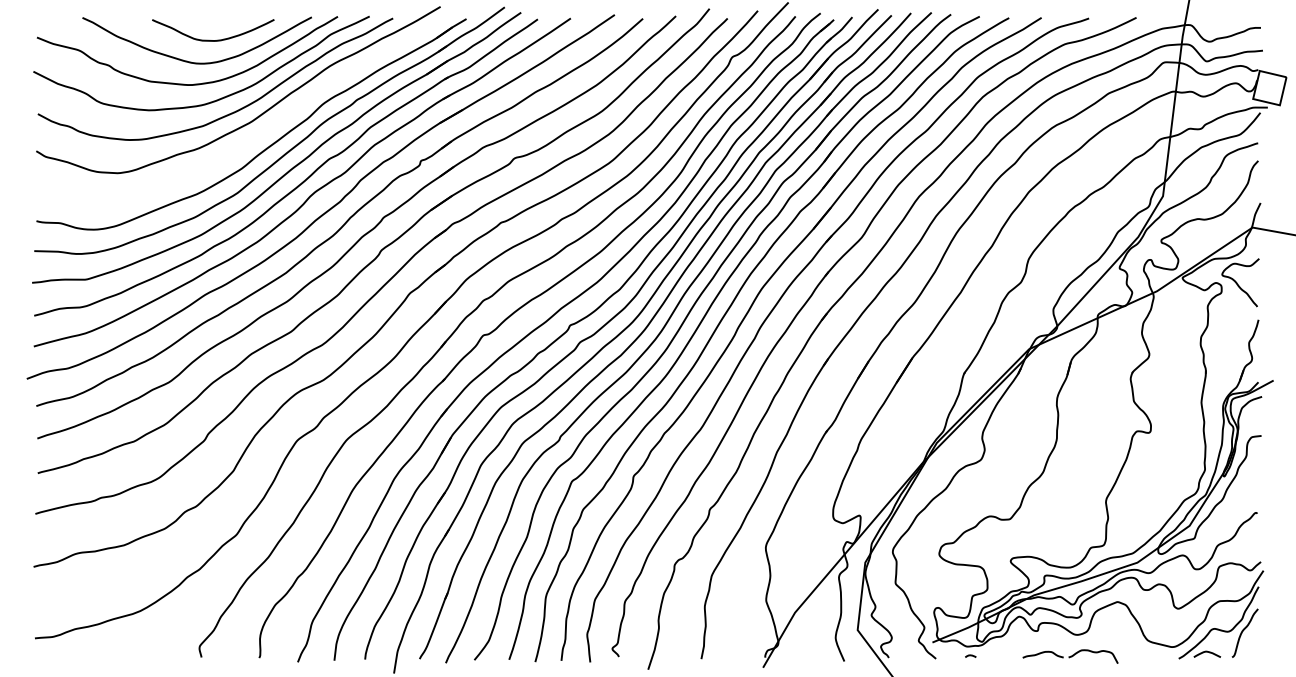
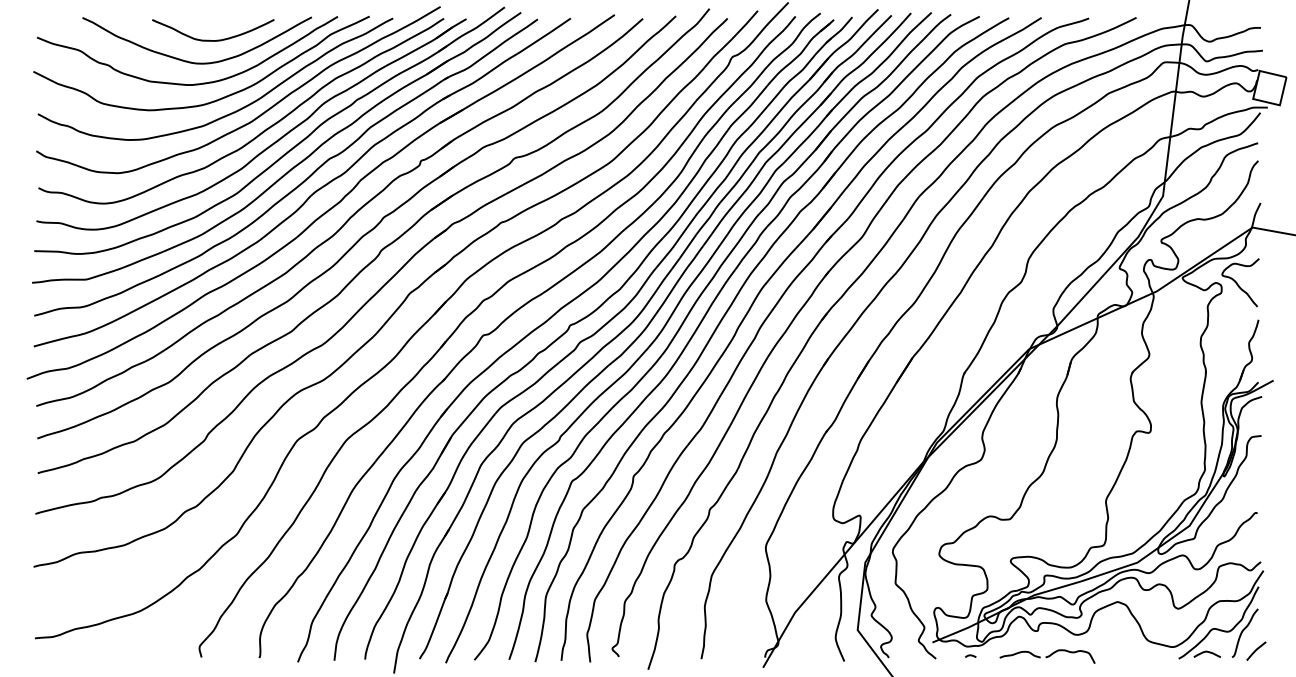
curve: none -> present (259, 133)
line: none -> present (1256, 650)
part position: (1070, 656) -> (1047, 656) (1047, 656)
